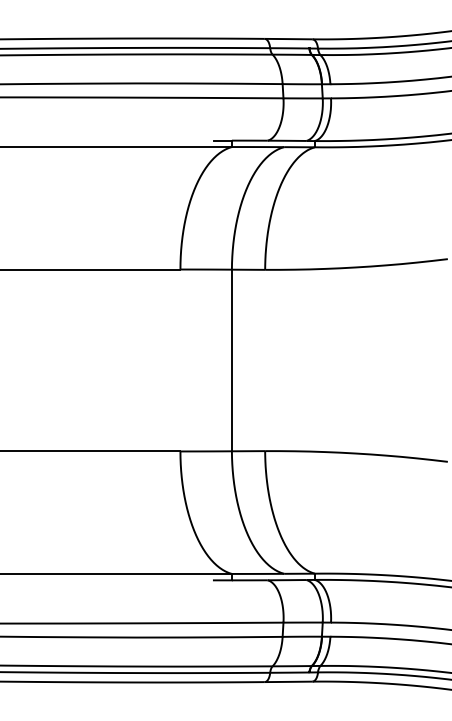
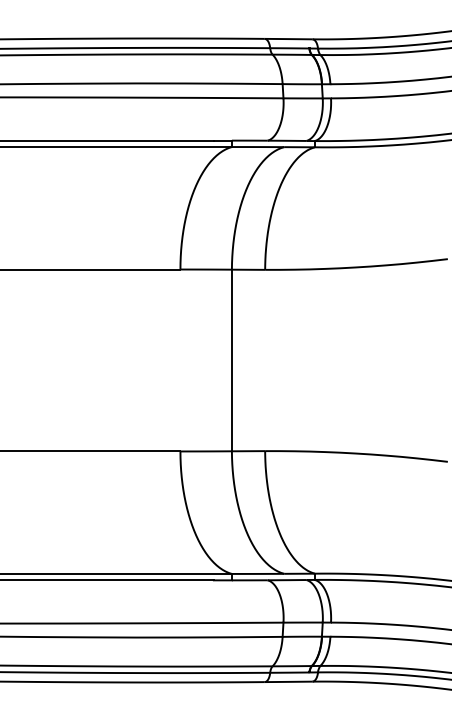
line: none -> present (107, 140)
line: none -> present (107, 580)
